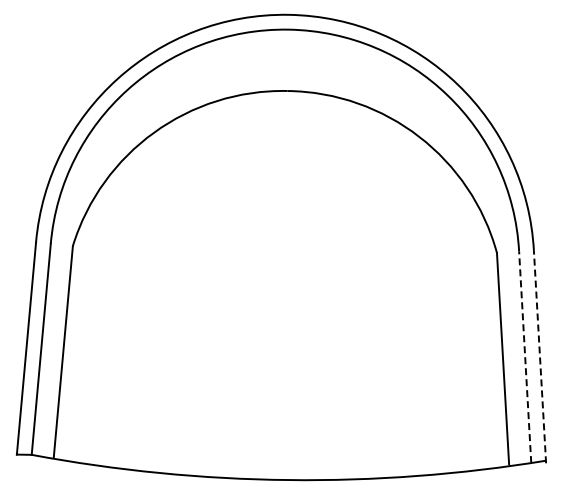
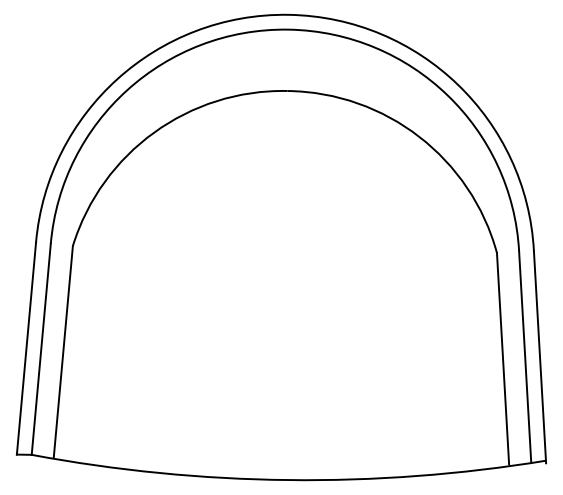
line: dashed -> solid (539, 356)
line: dashed -> solid (525, 357)
